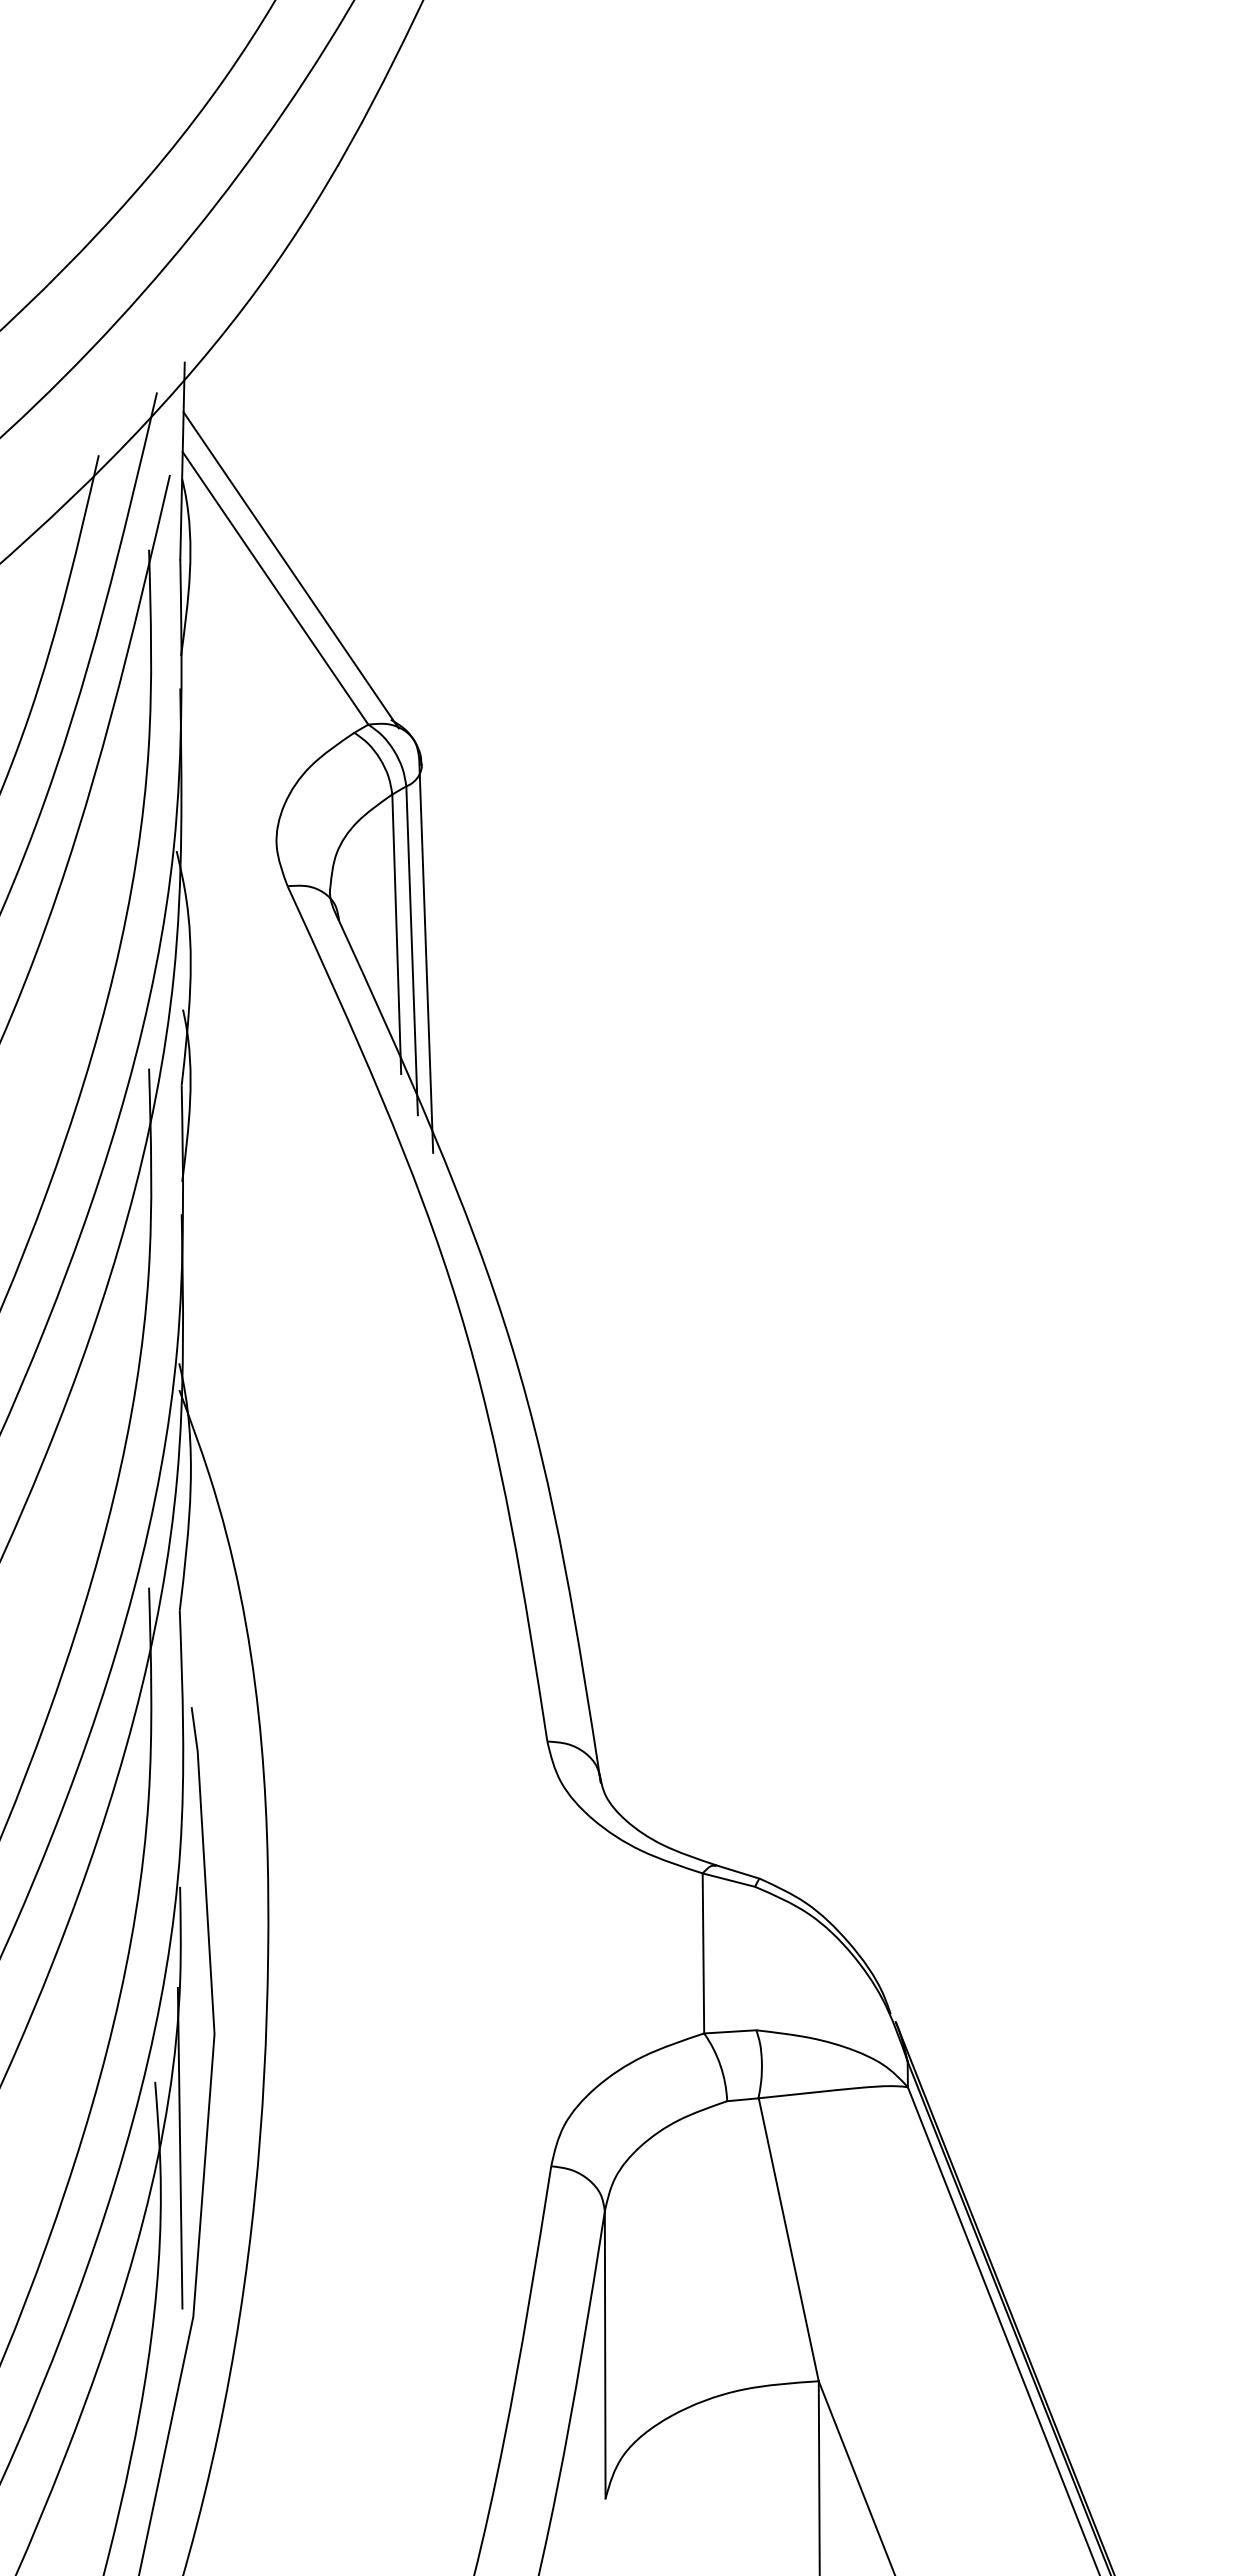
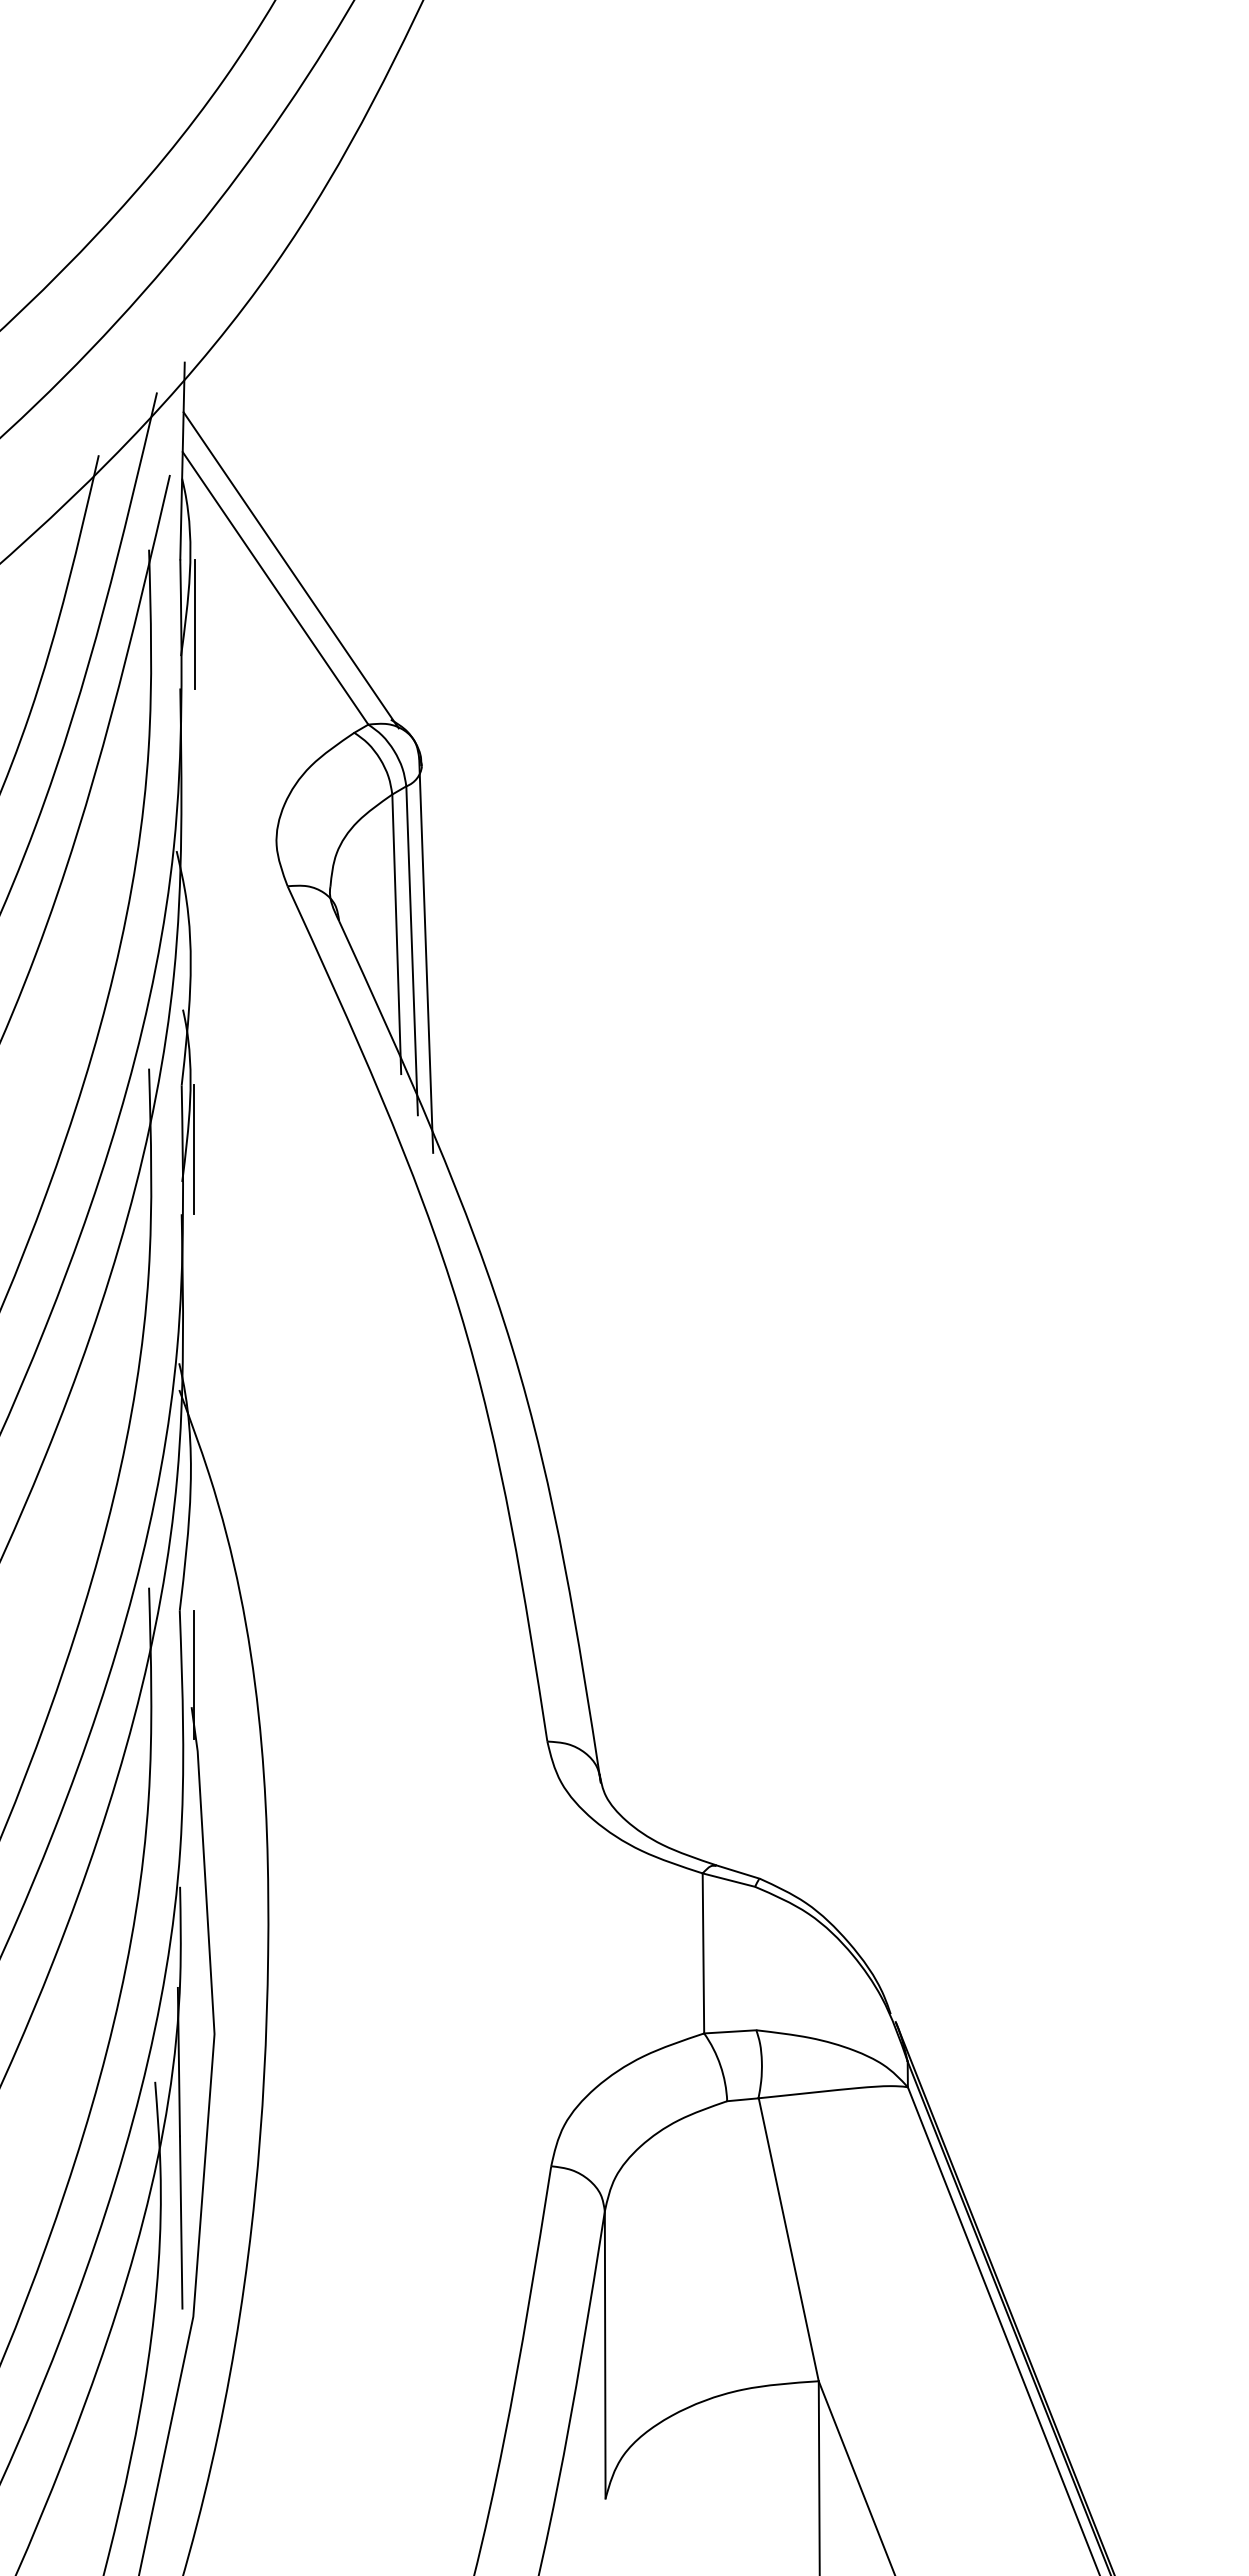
line: none -> present (194, 623)
line: none -> present (194, 1149)
line: none -> present (194, 1674)
